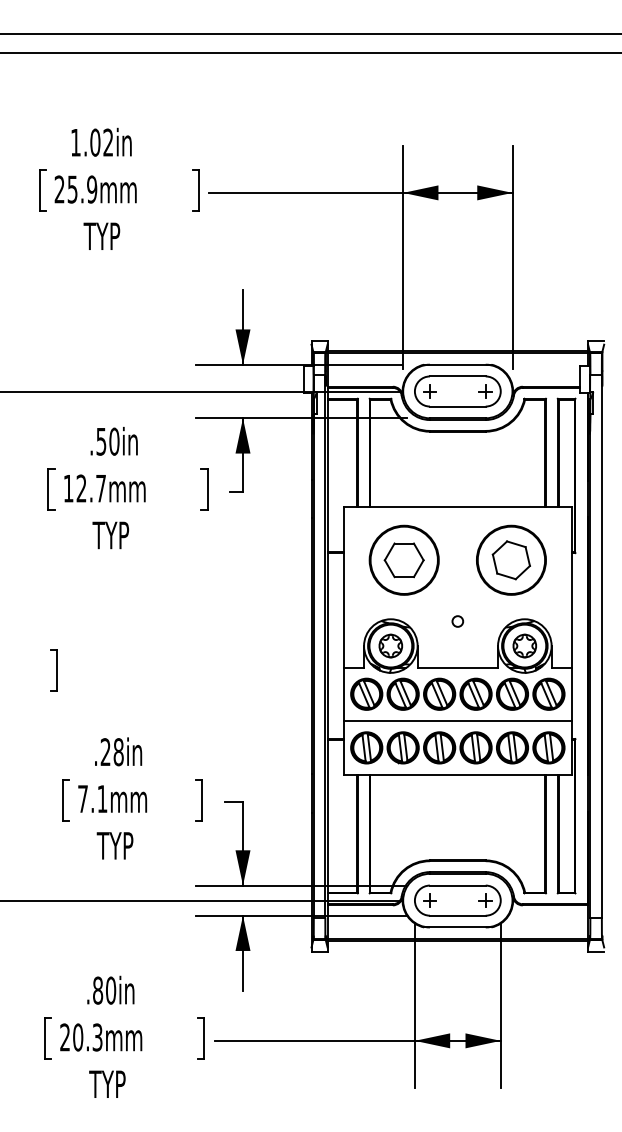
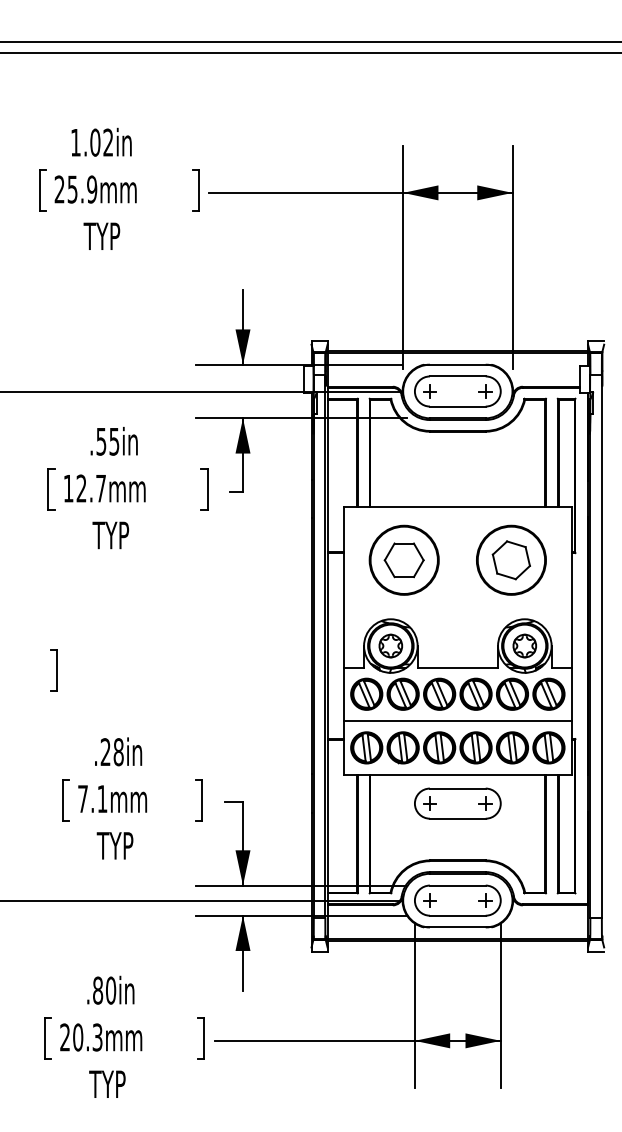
line position: (310, 33) -> (310, 41) (310, 41)
text: .50in -> .55in (114, 441)
circle: present -> none (457, 621)
part: none -> present (457, 803)
